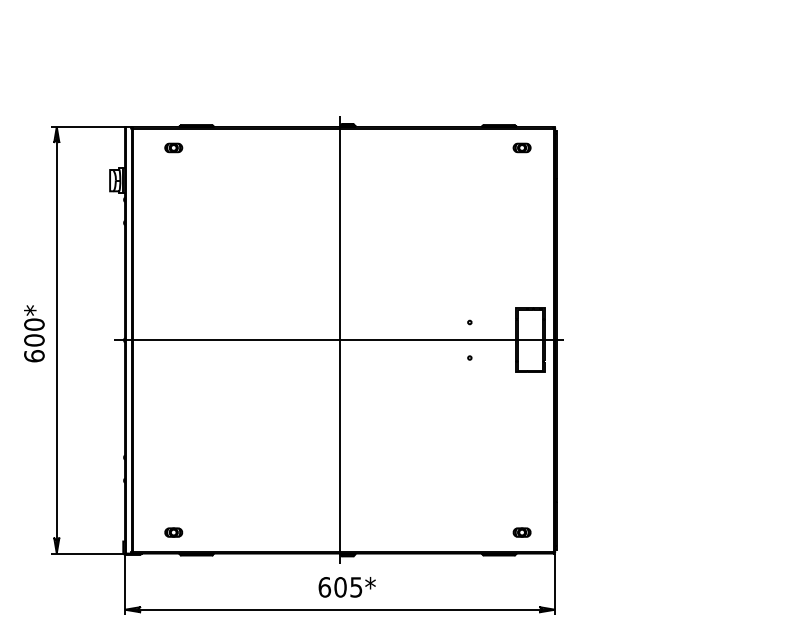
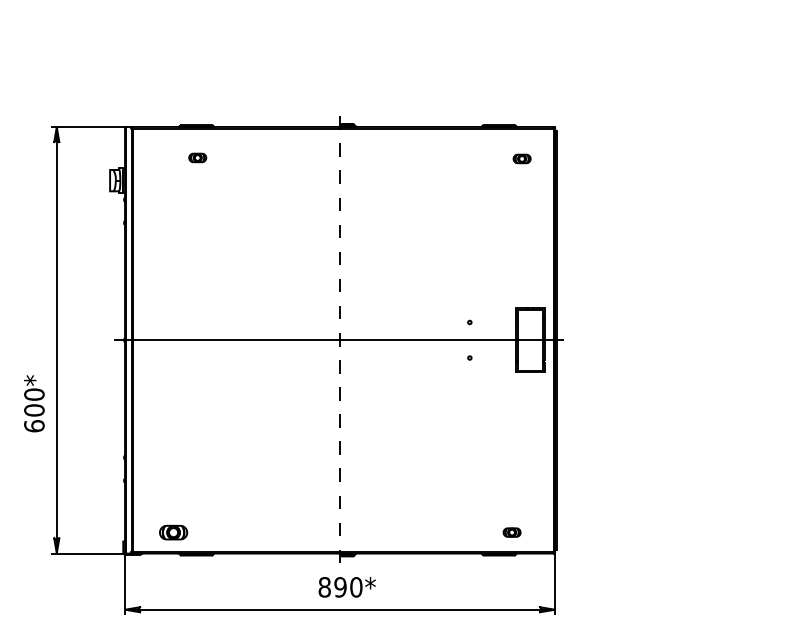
part position: (173, 147) -> (197, 157) (197, 157)
part position: (521, 147) -> (521, 158) (521, 158)
text position: (34, 333) -> (34, 403) (34, 403)
line: solid -> dashed (340, 340)
part size: 20x11 px -> 30x17 px (173, 532)
part position: (521, 532) -> (511, 532) (511, 532)
text: 605* -> 890* (340, 587)
